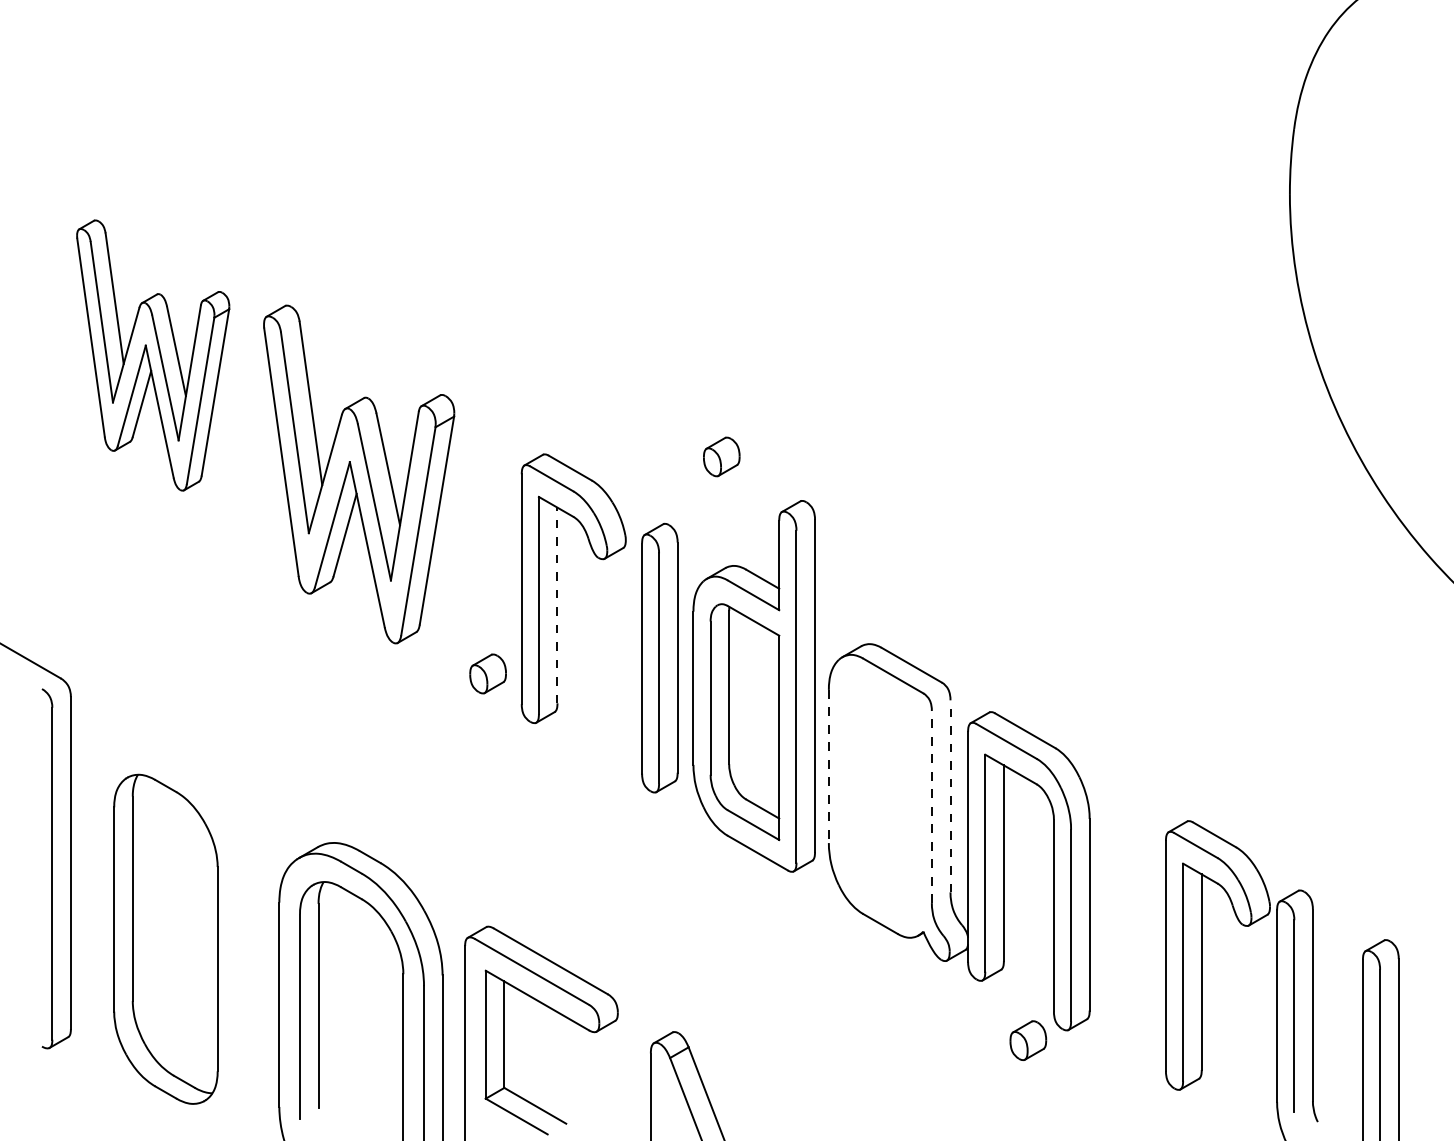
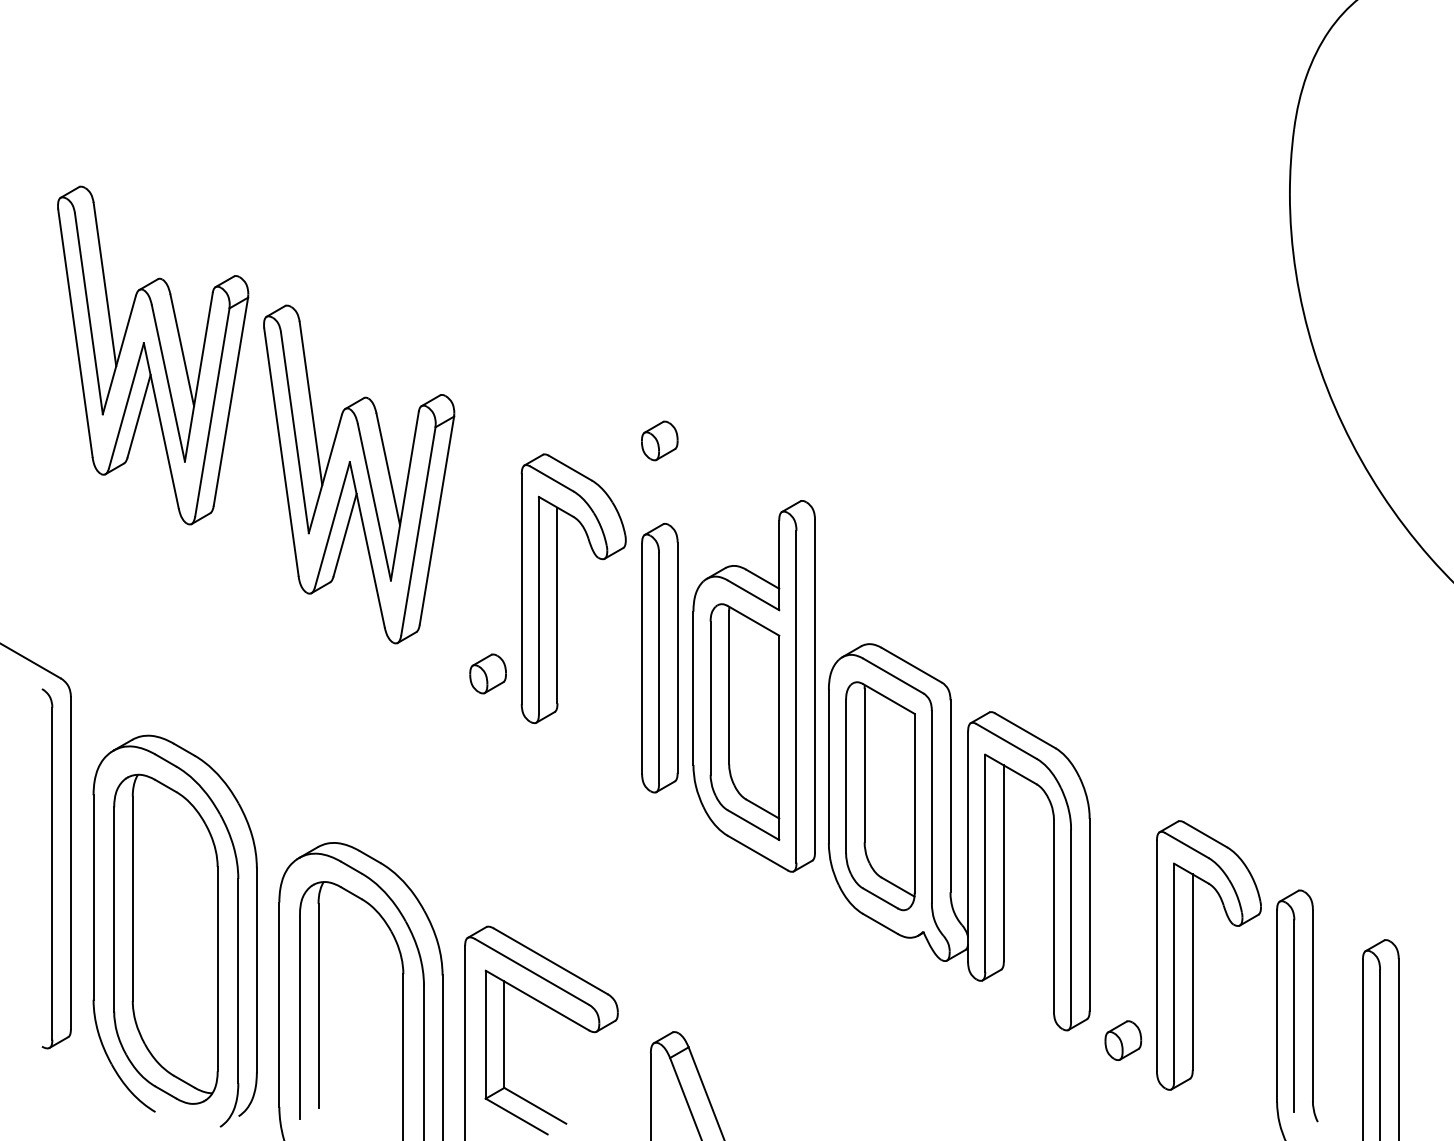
part size: 155x273 px -> 193x341 px (153, 355)
part position: (721, 456) -> (659, 440) (659, 440)
line: dashed -> solid (557, 605)
line: dashed -> solid (828, 766)
line: dashed -> solid (950, 795)
part: none -> present (880, 796)
line: dashed -> solid (931, 806)
part: none -> present (237, 930)
part position: (1202, 955) -> (1193, 955) (1193, 955)
part position: (1028, 1040) -> (1123, 1040) (1123, 1040)
